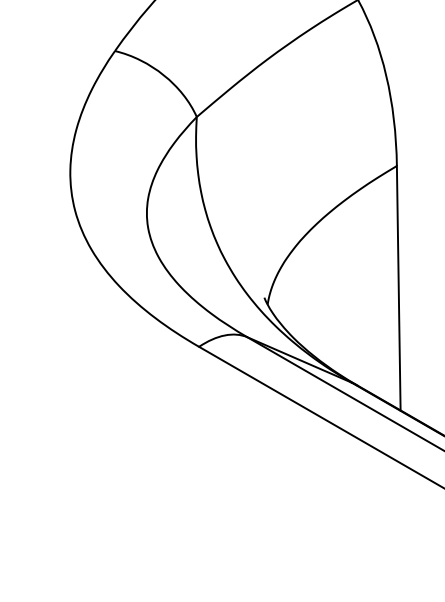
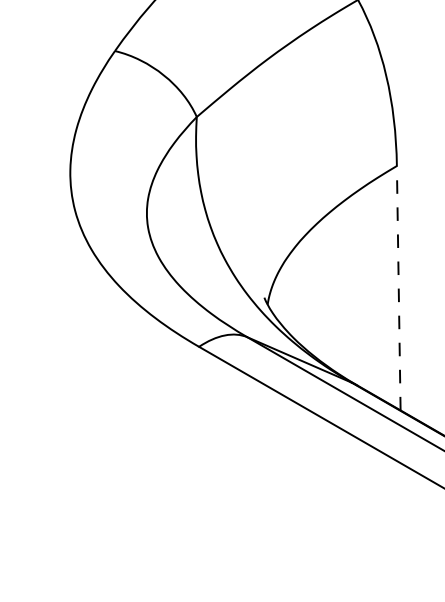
line: solid -> dashed (398, 287)
